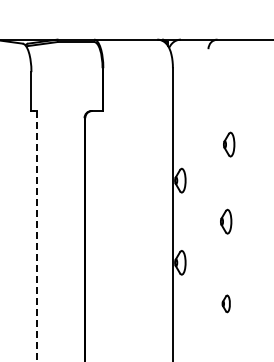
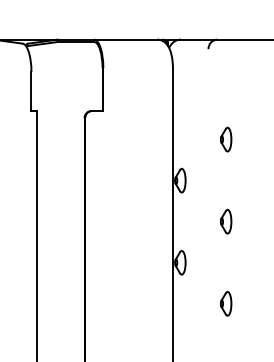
part position: (229, 144) -> (226, 139) (226, 139)
line: dashed -> solid (36, 236)
part size: 10x20 px -> 13x26 px (226, 303)
